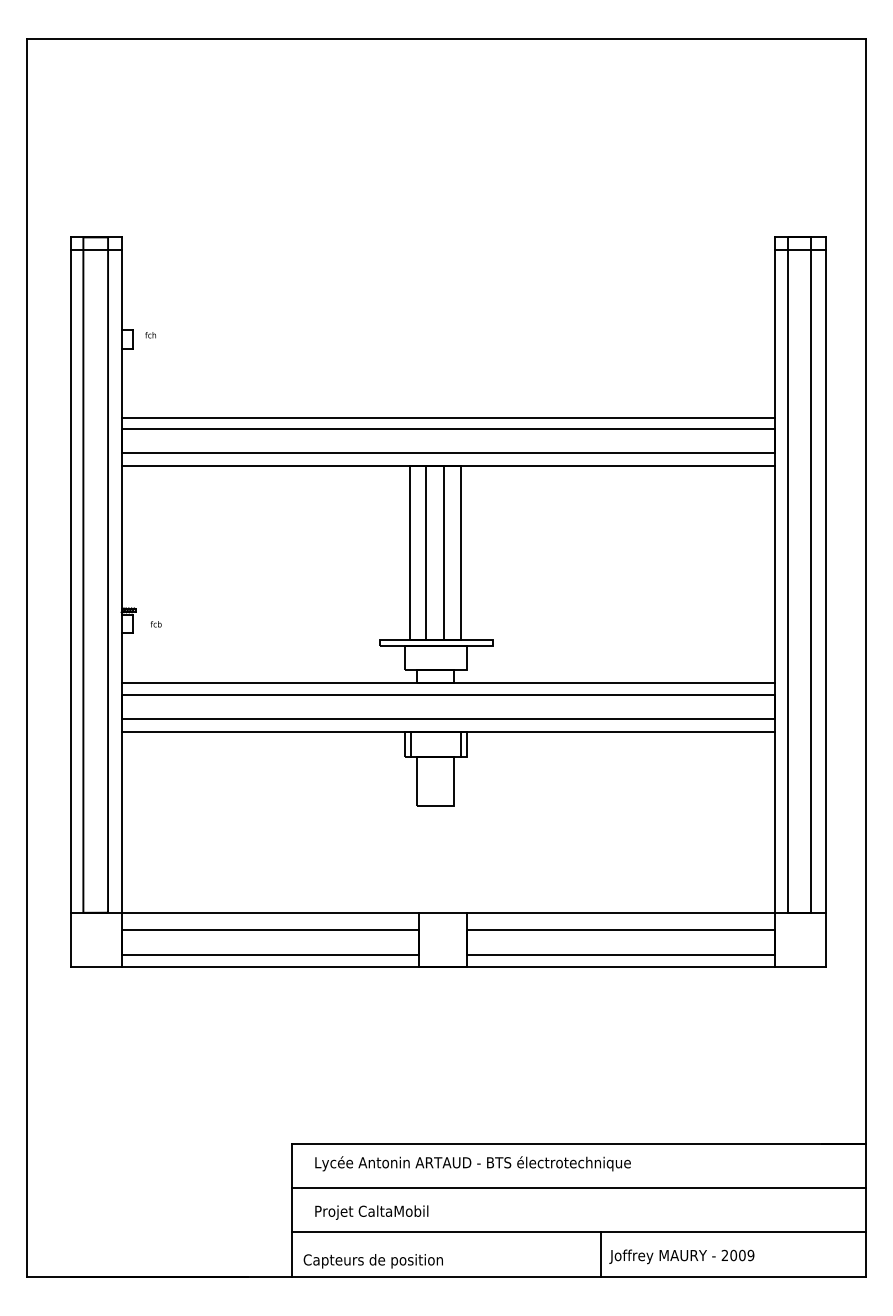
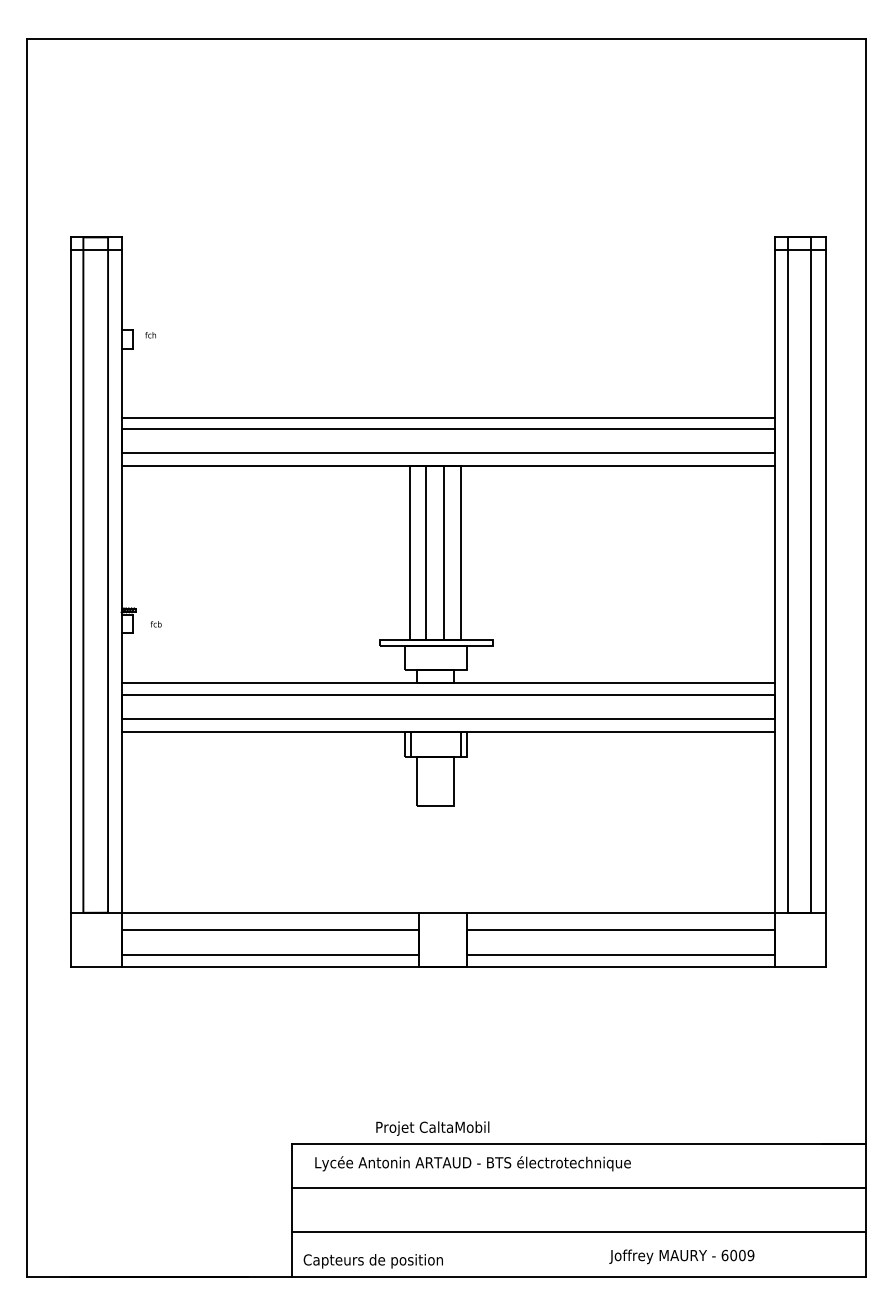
text position: (371, 1212) -> (432, 1128) (432, 1128)
line: present -> none (601, 1254)
text: 2009 -> 6009 (724, 1255)
